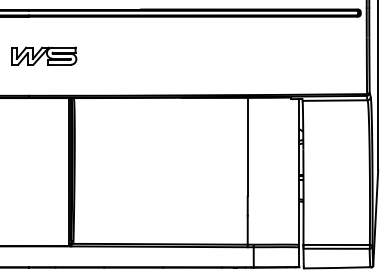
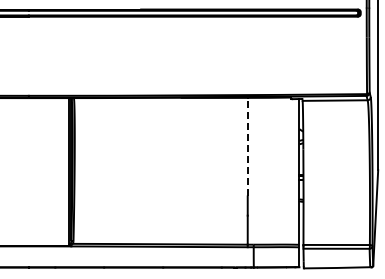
part: present -> none (44, 55)
line: solid -> dashed (247, 146)
